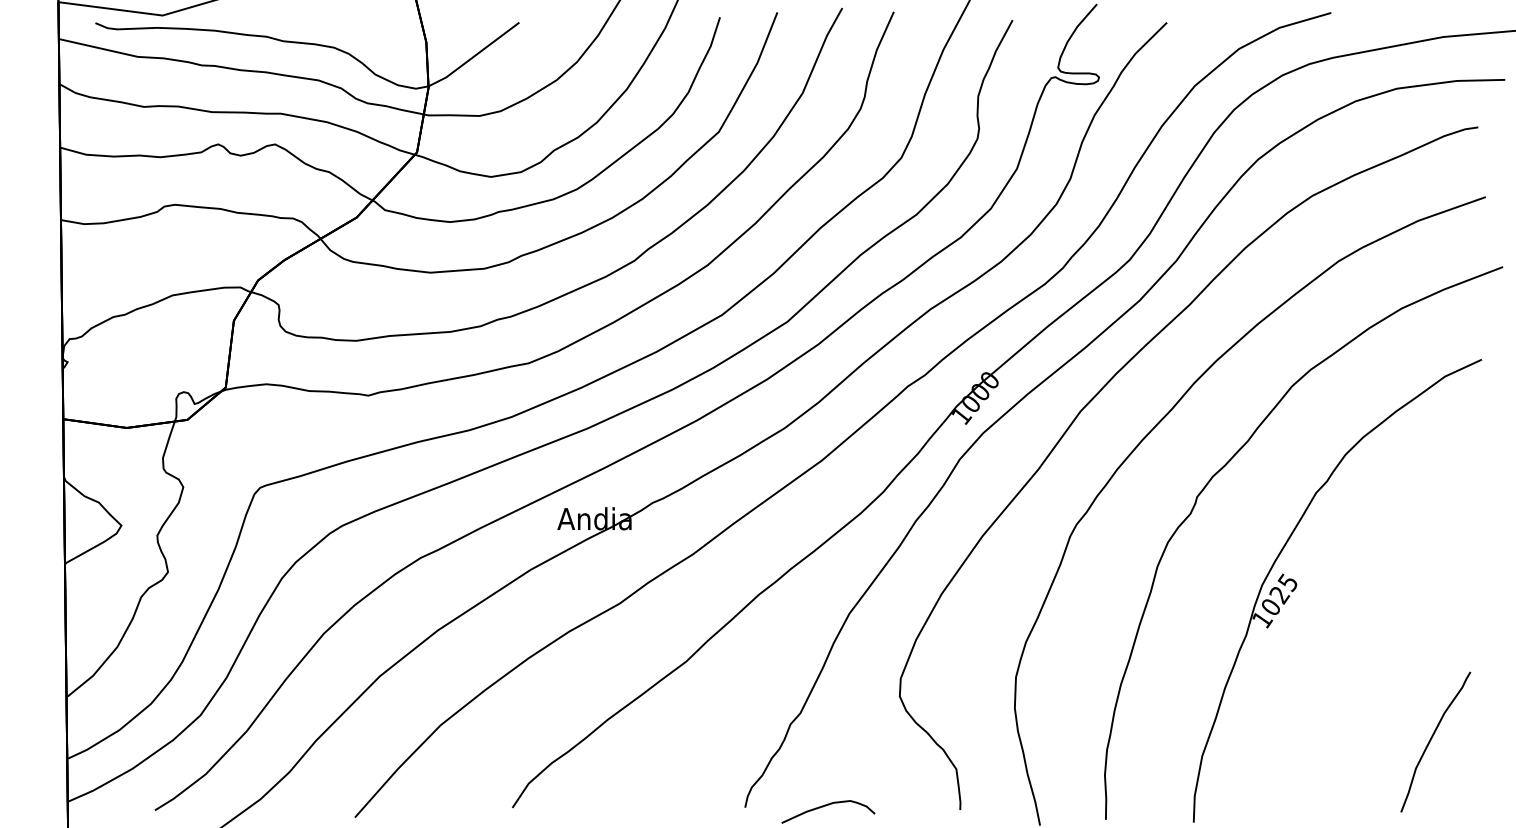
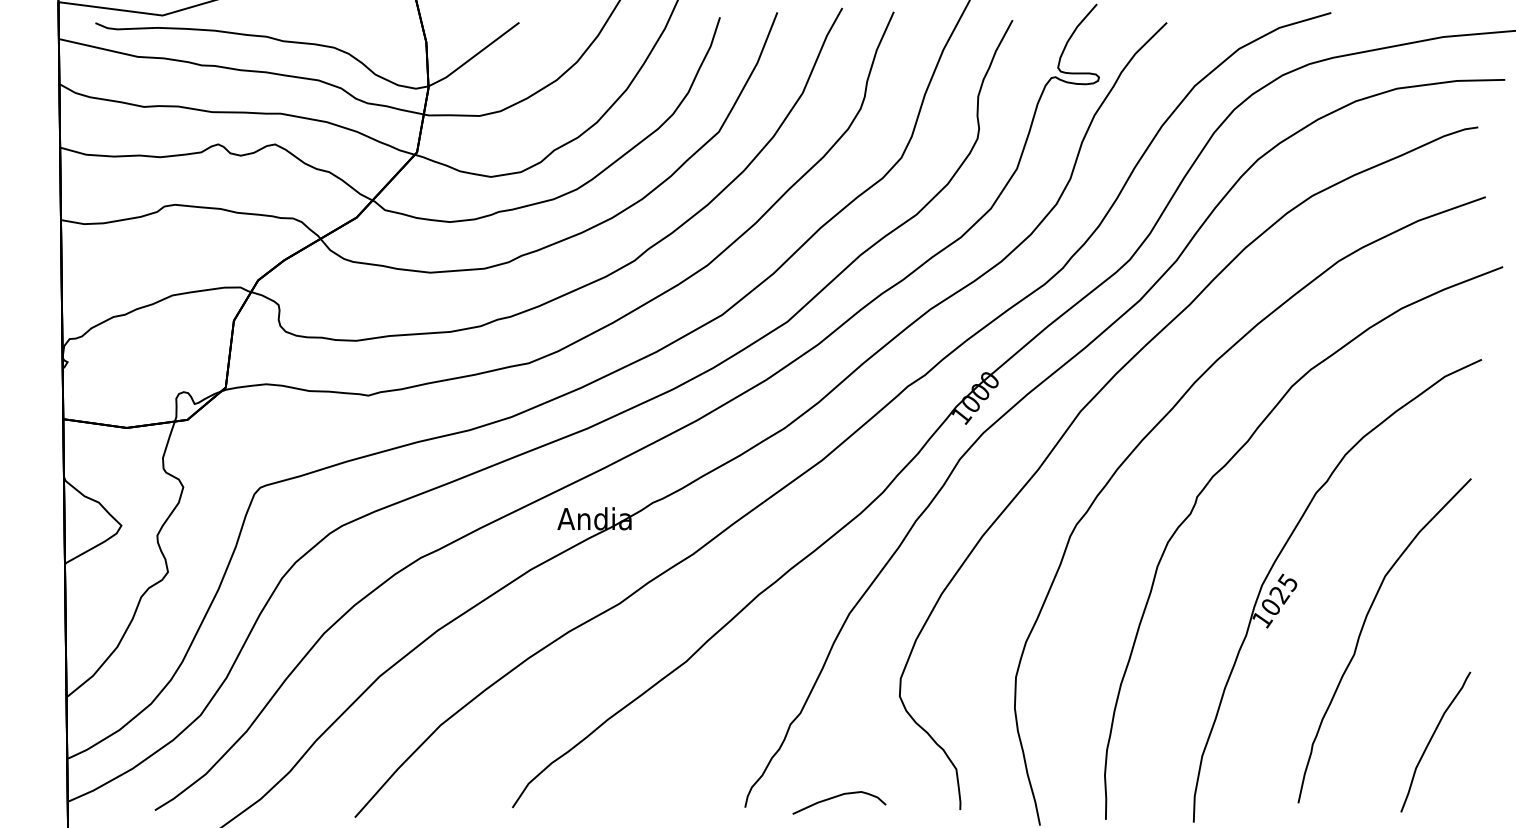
curve: none -> present (1361, 633)
curve position: (826, 806) -> (837, 797) (837, 797)
